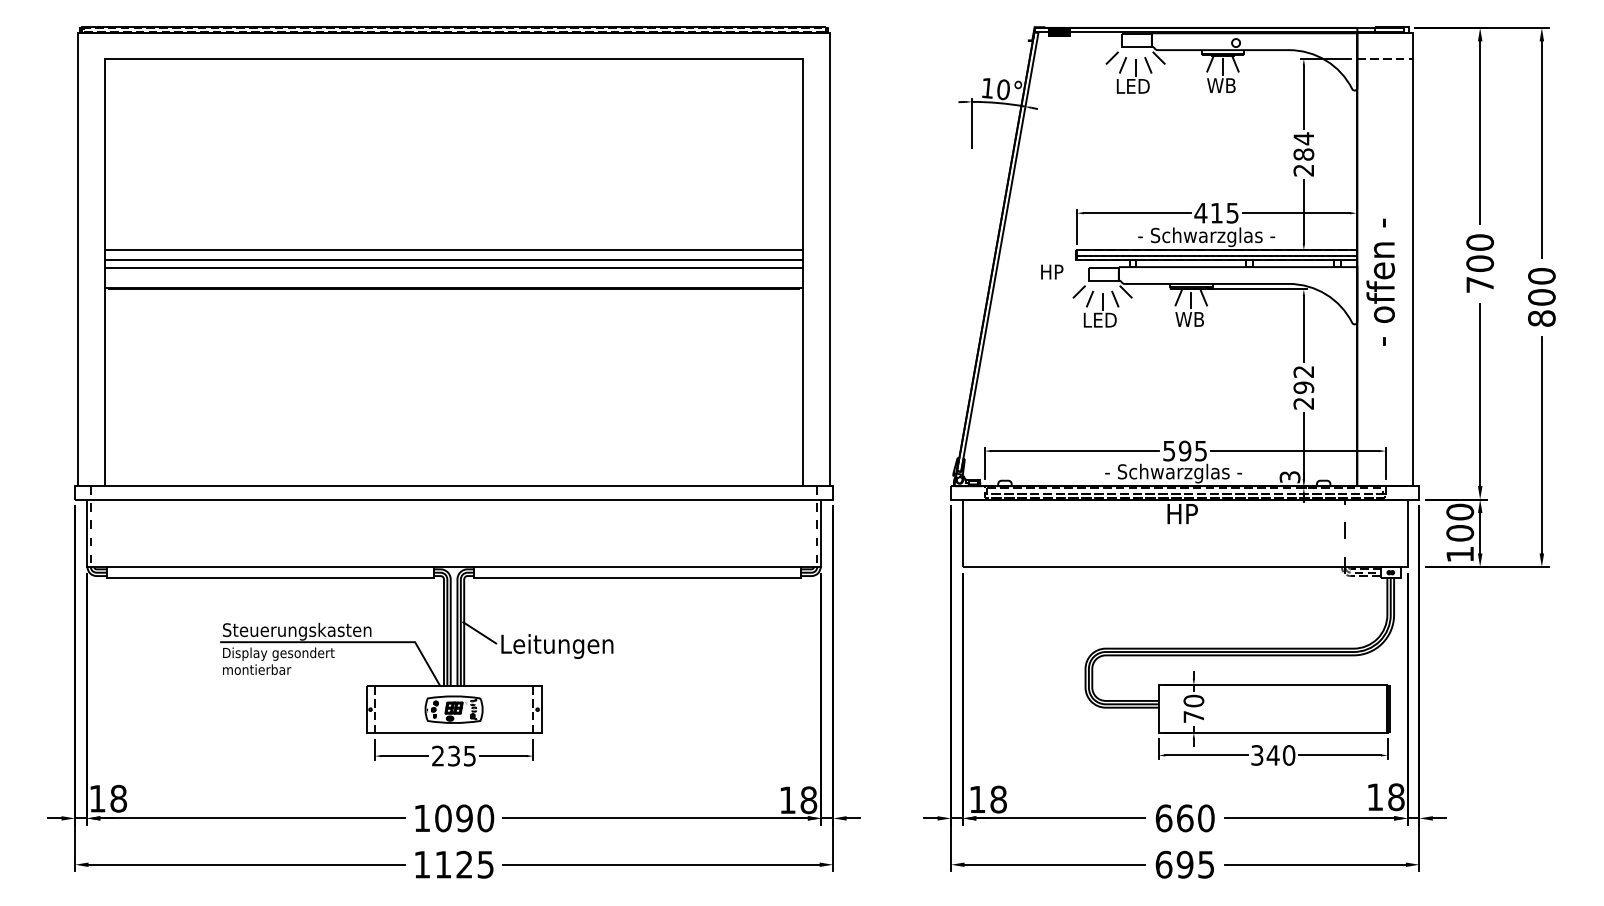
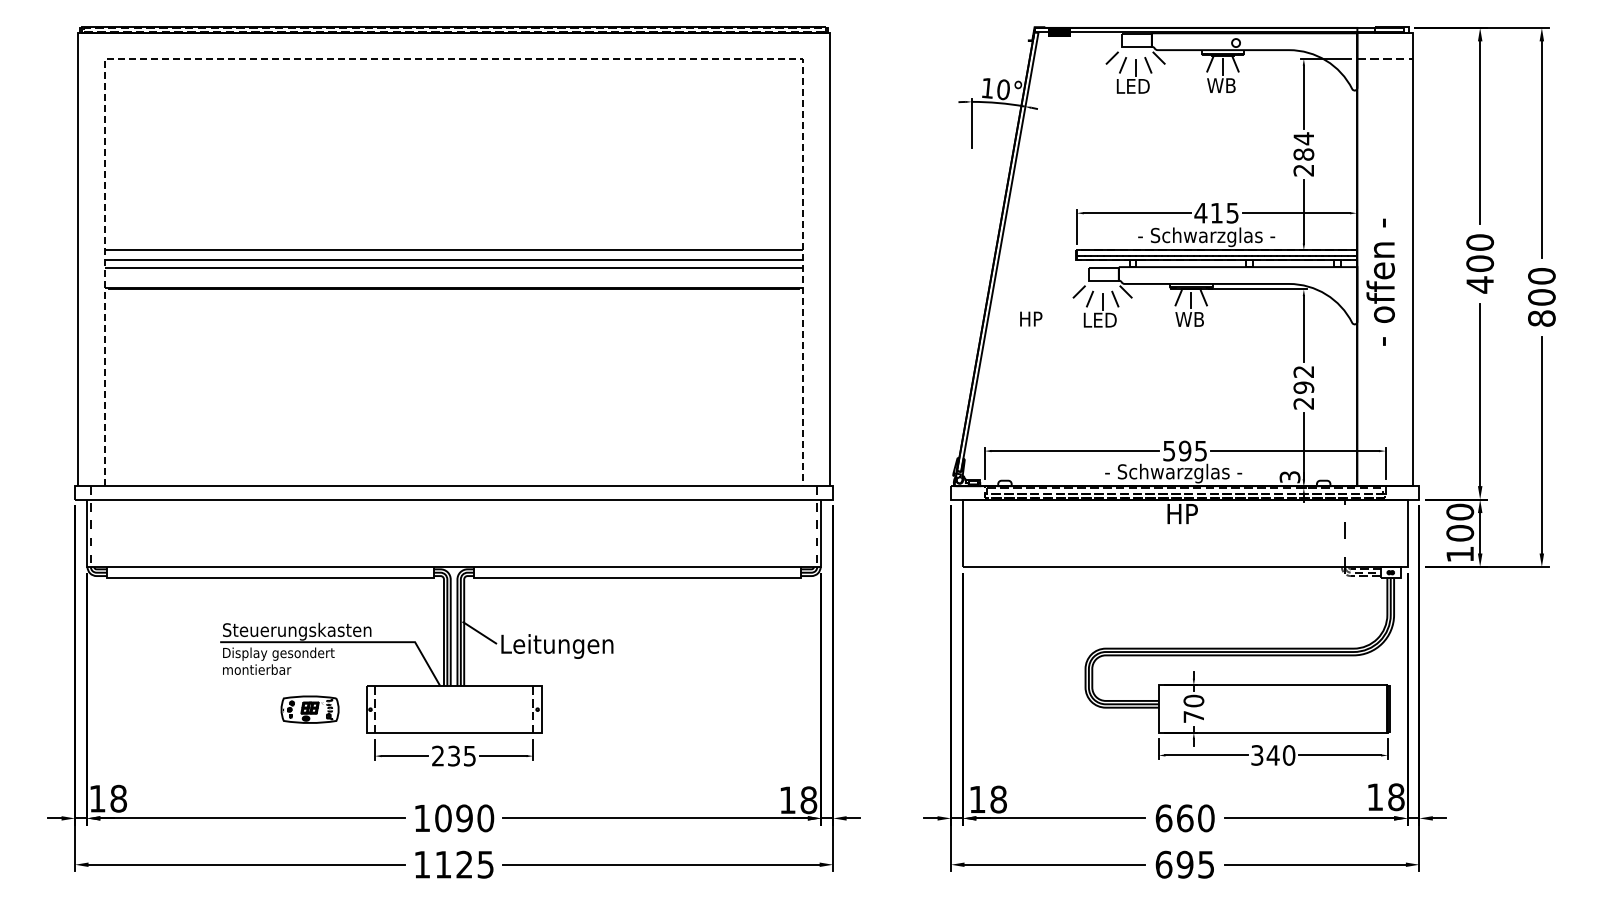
line: solid -> dashed (454, 58)
text position: (1052, 271) -> (1031, 318) (1031, 318)
text: 700 -> 400 (1479, 284)
part position: (453, 709) -> (309, 709) (309, 709)
